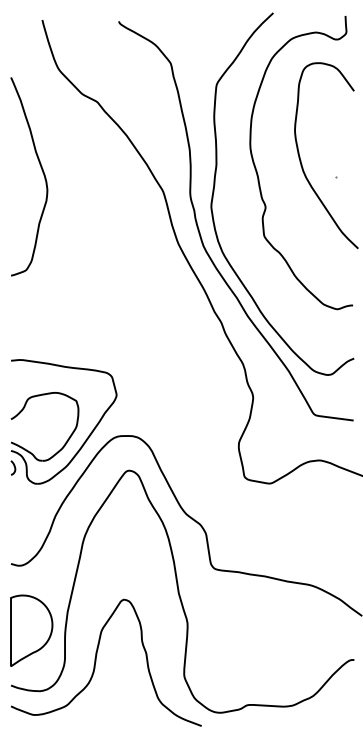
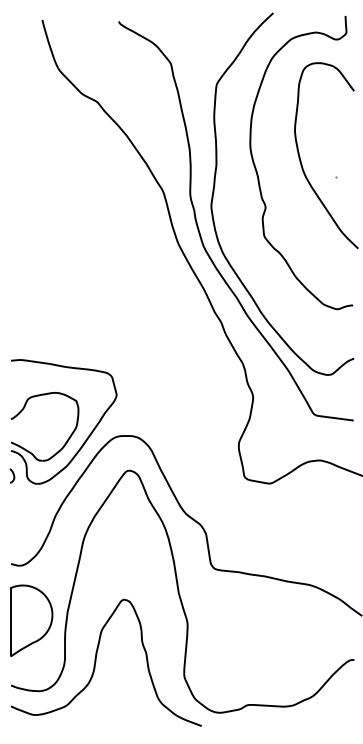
curve: present -> none (41, 170)
curve position: (13, 466) -> (12, 474) (12, 474)
part position: (31, 630) -> (31, 620) (31, 620)
